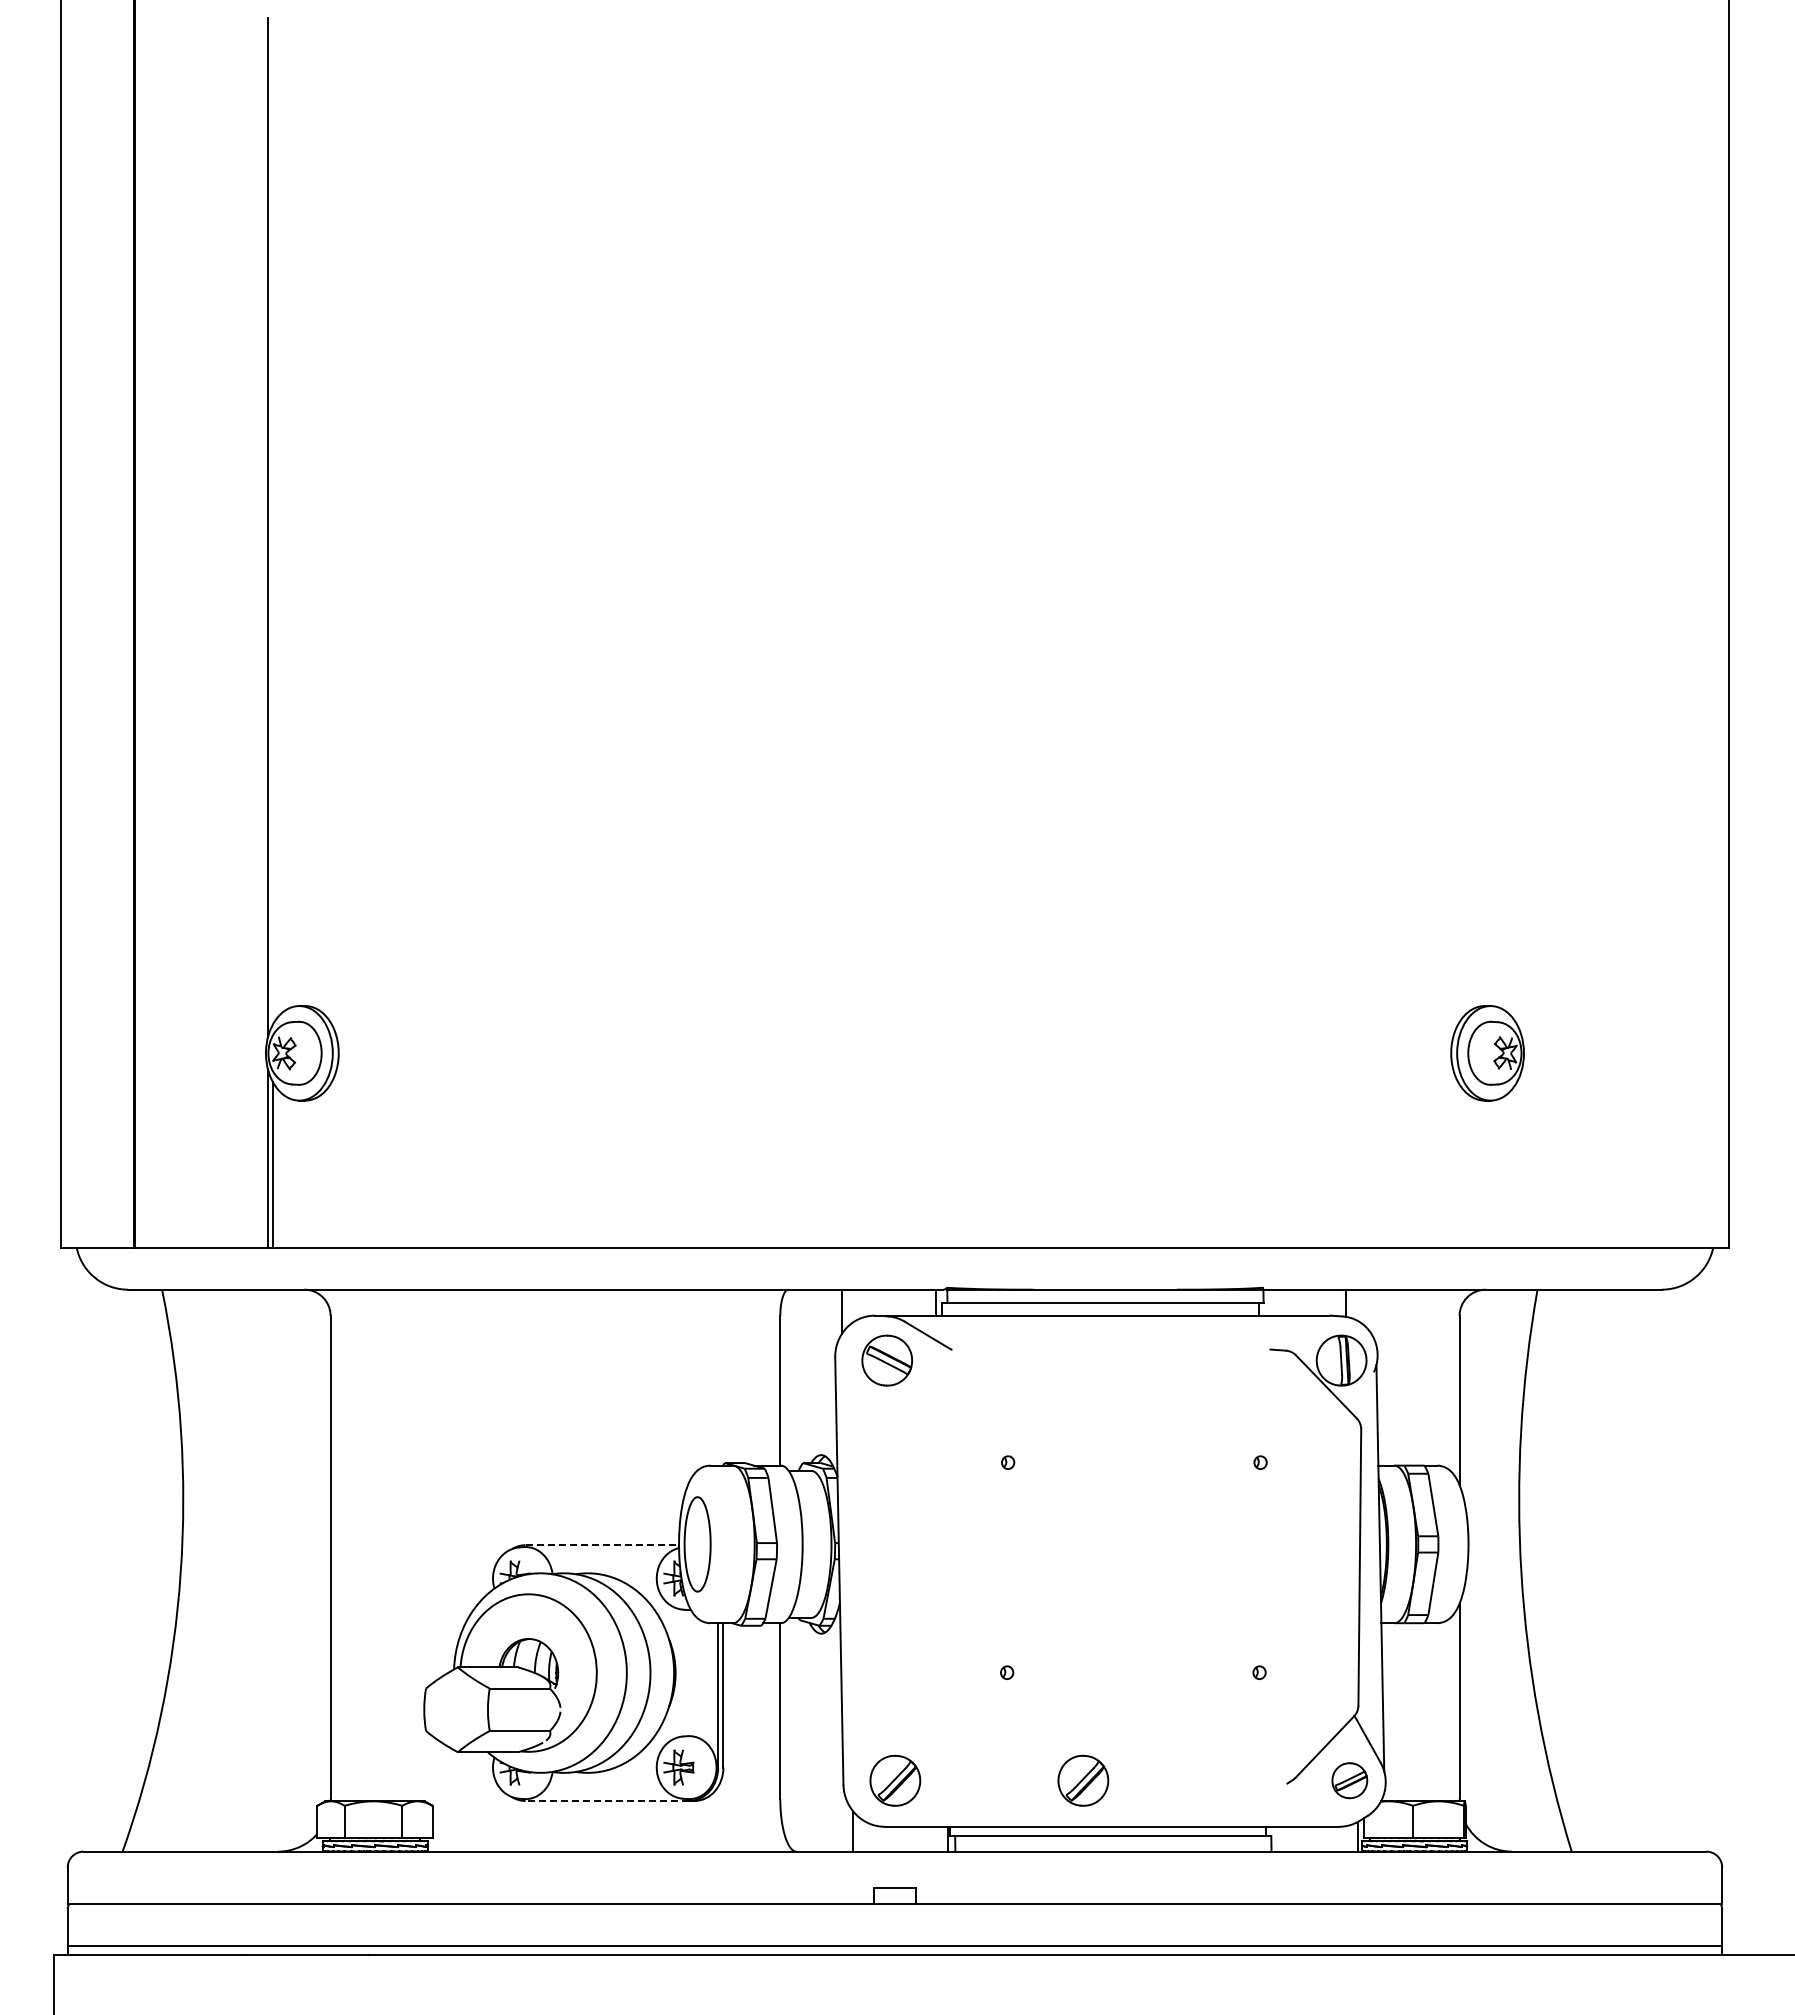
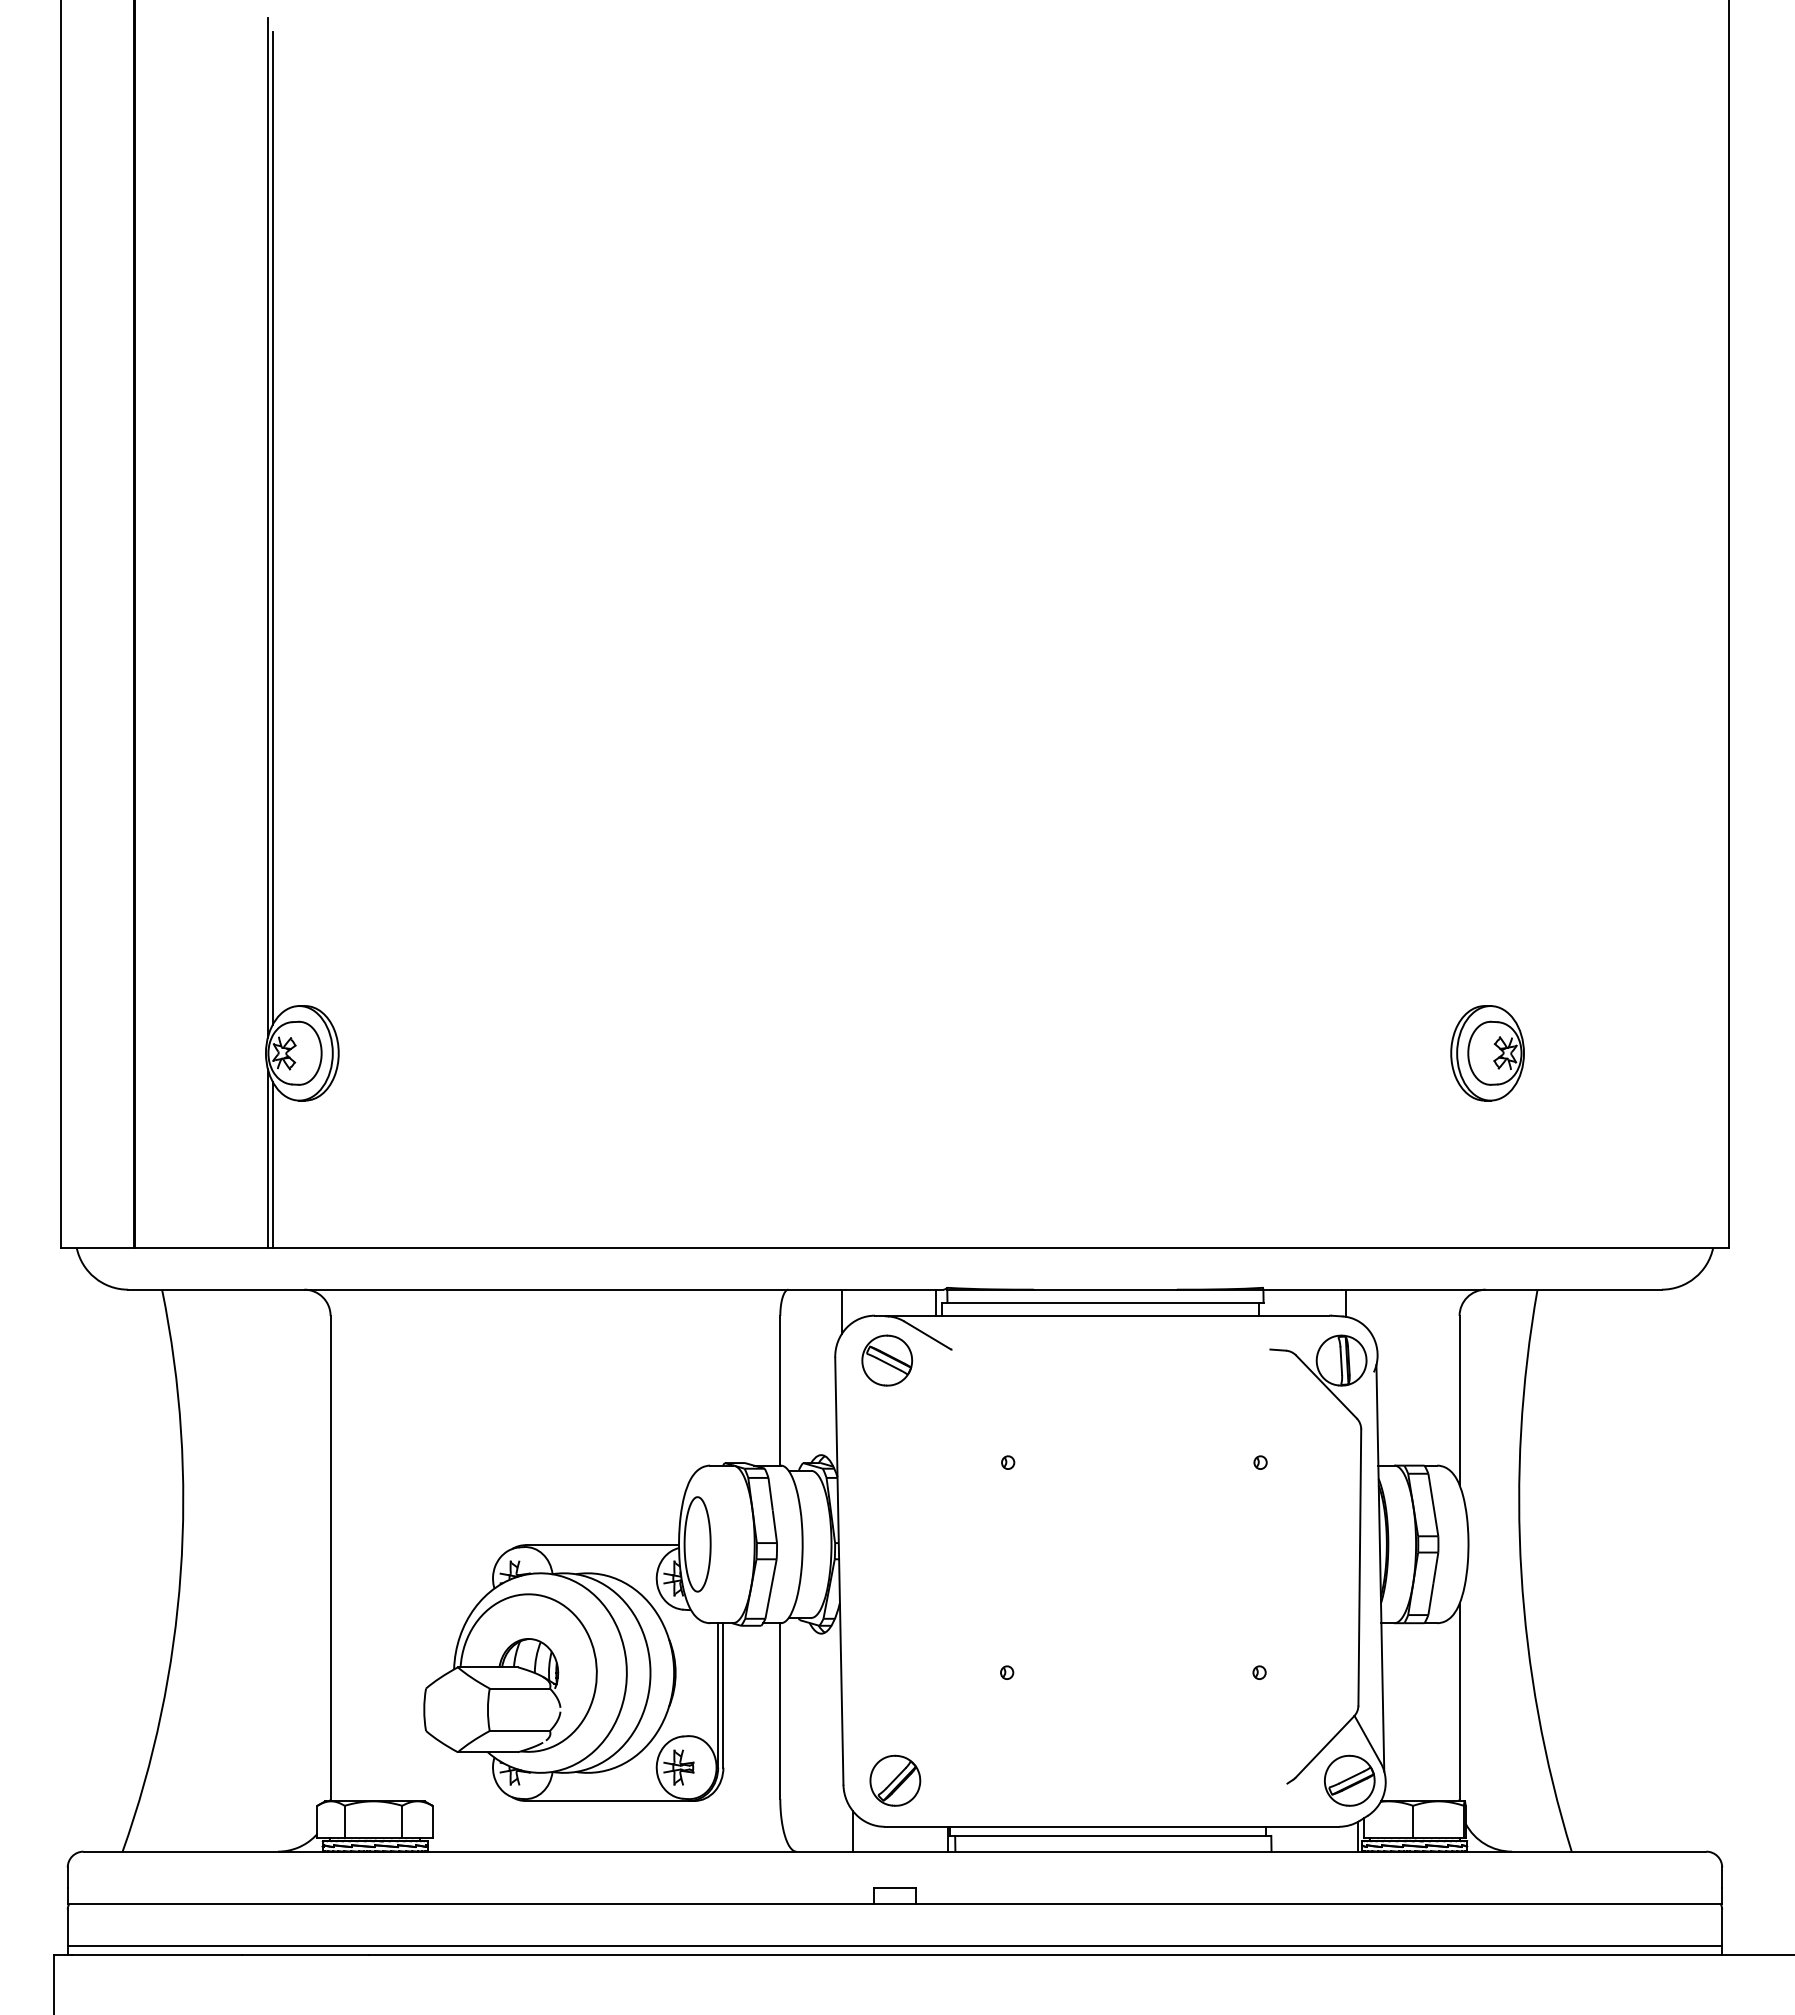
line: none -> present (272, 527)
line: dashed -> solid (602, 1545)
part: present -> none (1083, 1780)
part size: 38x38 px -> 52x53 px (1349, 1780)
line: dashed -> solid (607, 1800)
